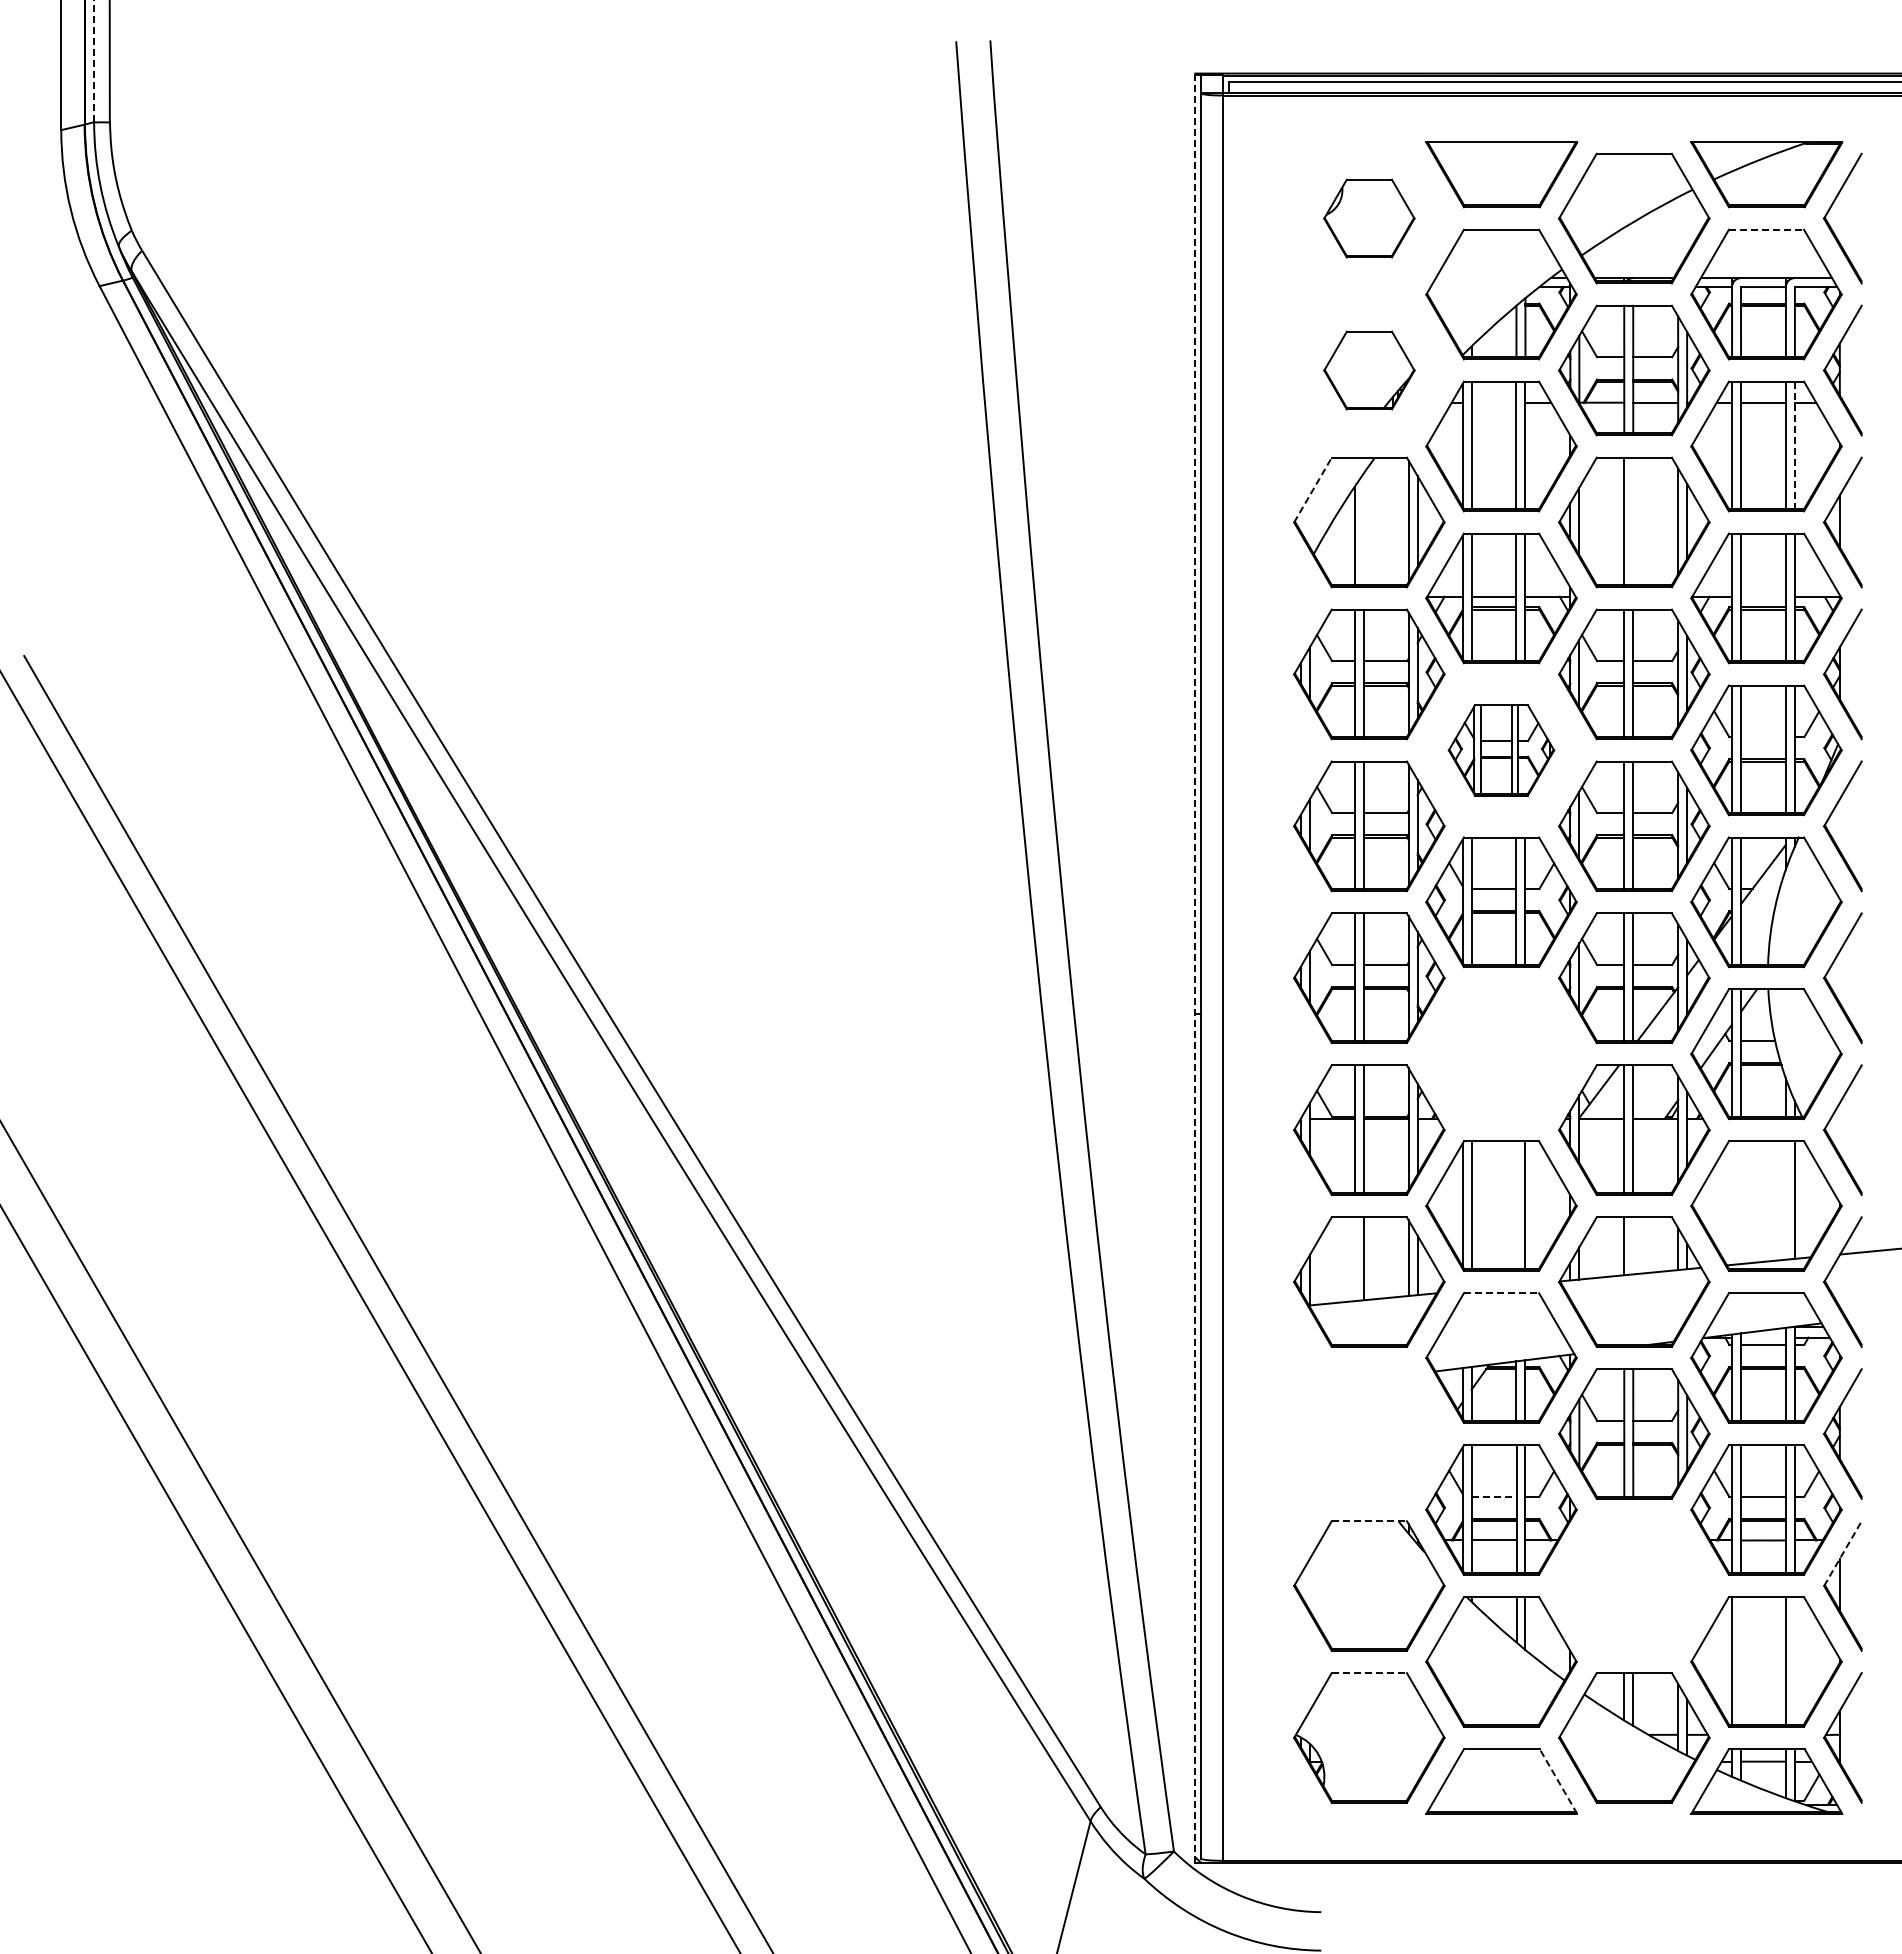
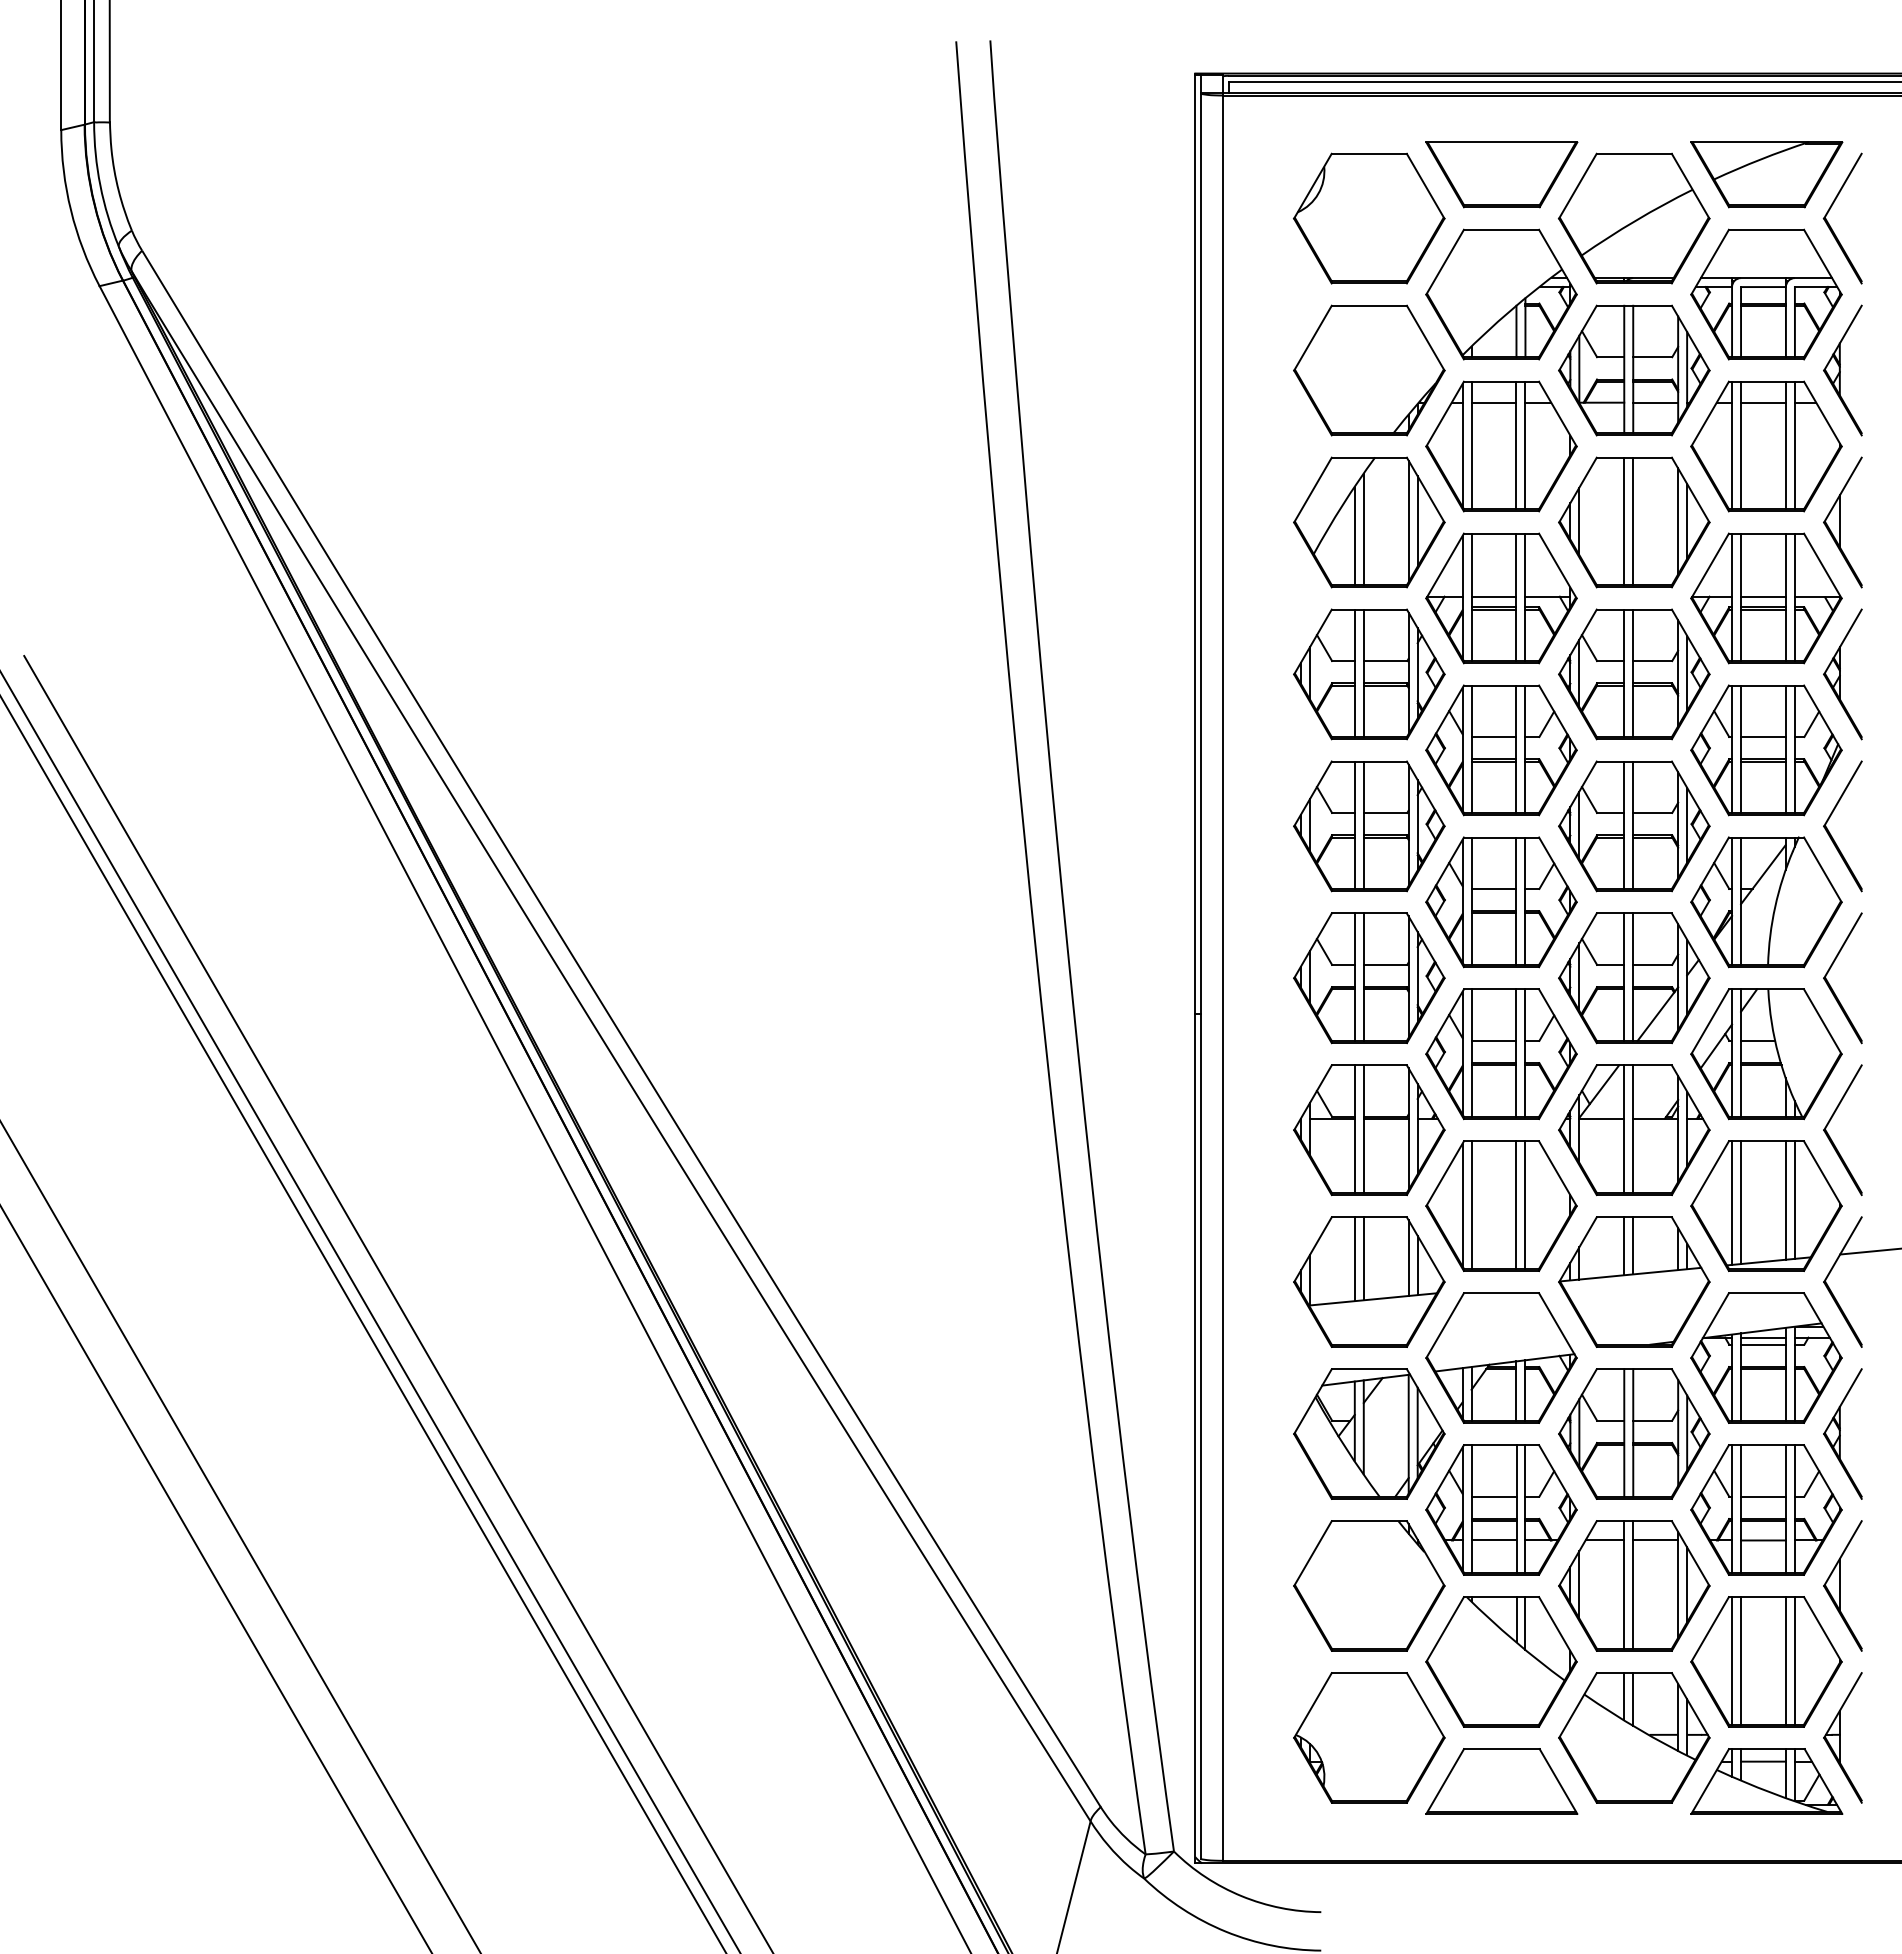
line: dashed -> solid (94, 61)
part size: 93x81 px -> 153x133 px (1369, 218)
line: dashed -> solid (1766, 229)
part size: 93x81 px -> 153x133 px (1369, 370)
line: none -> present (1493, 402)
line: dashed -> solid (1794, 445)
line: dashed -> solid (1313, 489)
line: none -> present (1633, 521)
line: none -> present (1363, 529)
line: none -> present (1763, 596)
line: none -> present (1763, 737)
part size: 109x93 px -> 153x133 px (1501, 750)
line: dashed -> solid (1195, 968)
part: none -> present (1501, 1054)
line: none -> present (1785, 1200)
line: none -> present (1732, 1202)
line: none -> present (1741, 1202)
line: none -> present (1516, 1204)
line: none -> present (1633, 1245)
line: none -> present (1354, 1259)
line: dashed -> solid (1501, 1293)
line: none -> present (363, 1324)
line: none -> present (1763, 1337)
part: none -> present (1369, 1433)
line: dashed -> solid (1494, 1496)
line: dashed -> solid (1369, 1521)
line: dashed -> solid (1843, 1553)
part: none -> present (1634, 1585)
line: none -> present (1741, 1660)
line: none -> present (1794, 1660)
line: dashed -> solid (1369, 1673)
line: dashed -> solid (1558, 1781)
